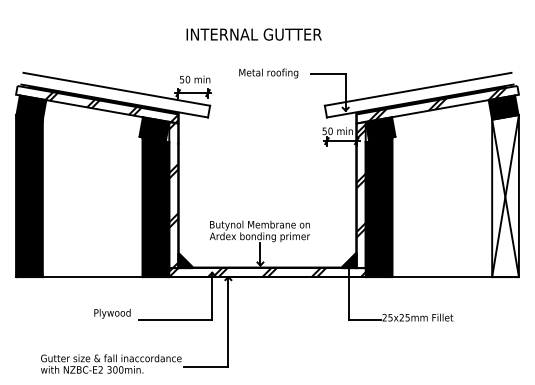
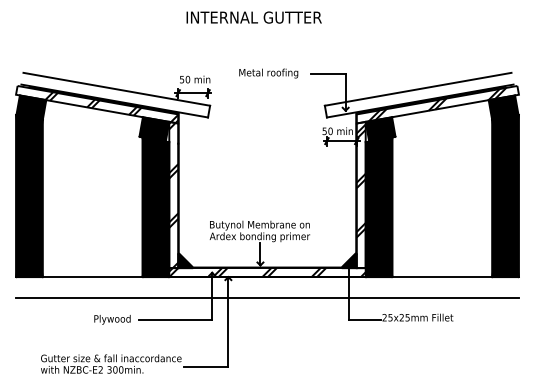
text position: (253, 34) -> (253, 17) (253, 17)
fill: none -> present (505, 196)
line: none -> present (267, 297)
text position: (112, 313) -> (112, 319) (112, 319)
